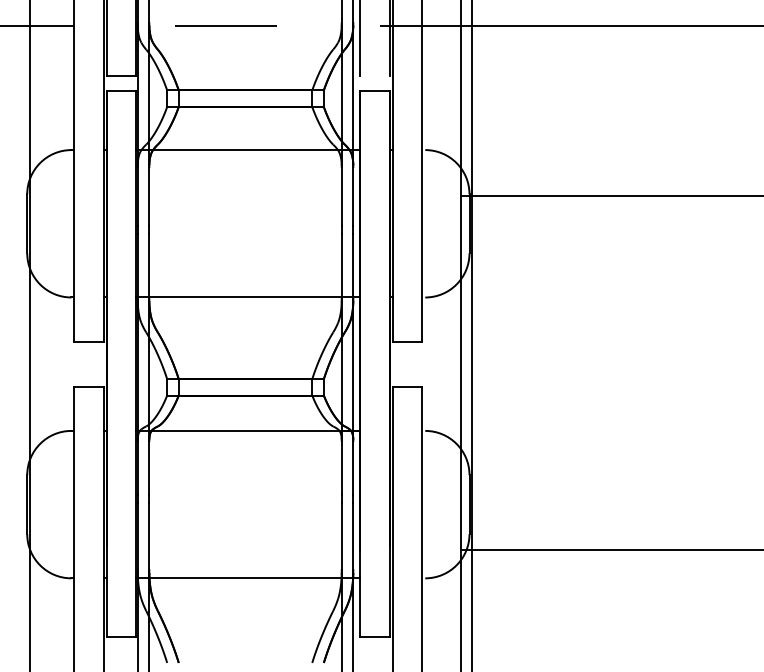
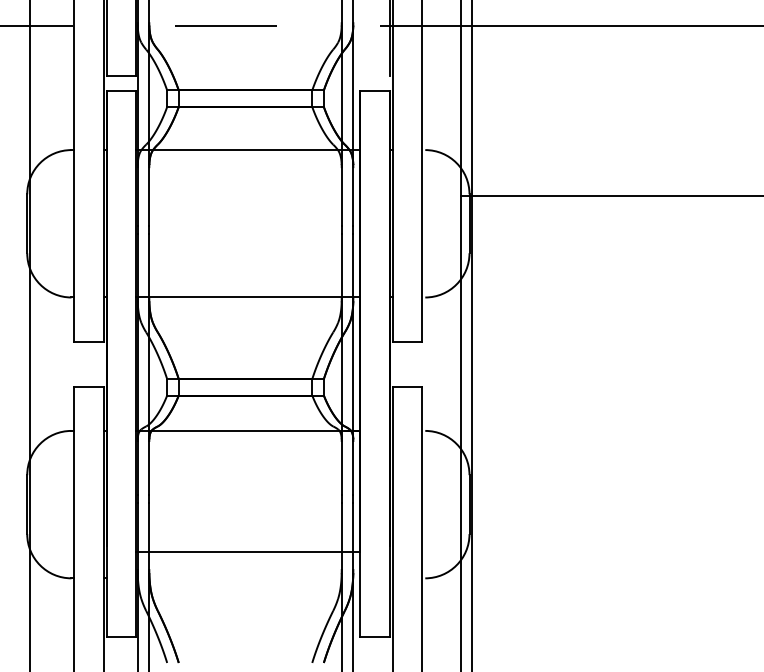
line: present -> none (360, 38)
line: present -> none (610, 549)
line position: (248, 578) -> (248, 552) (248, 552)
